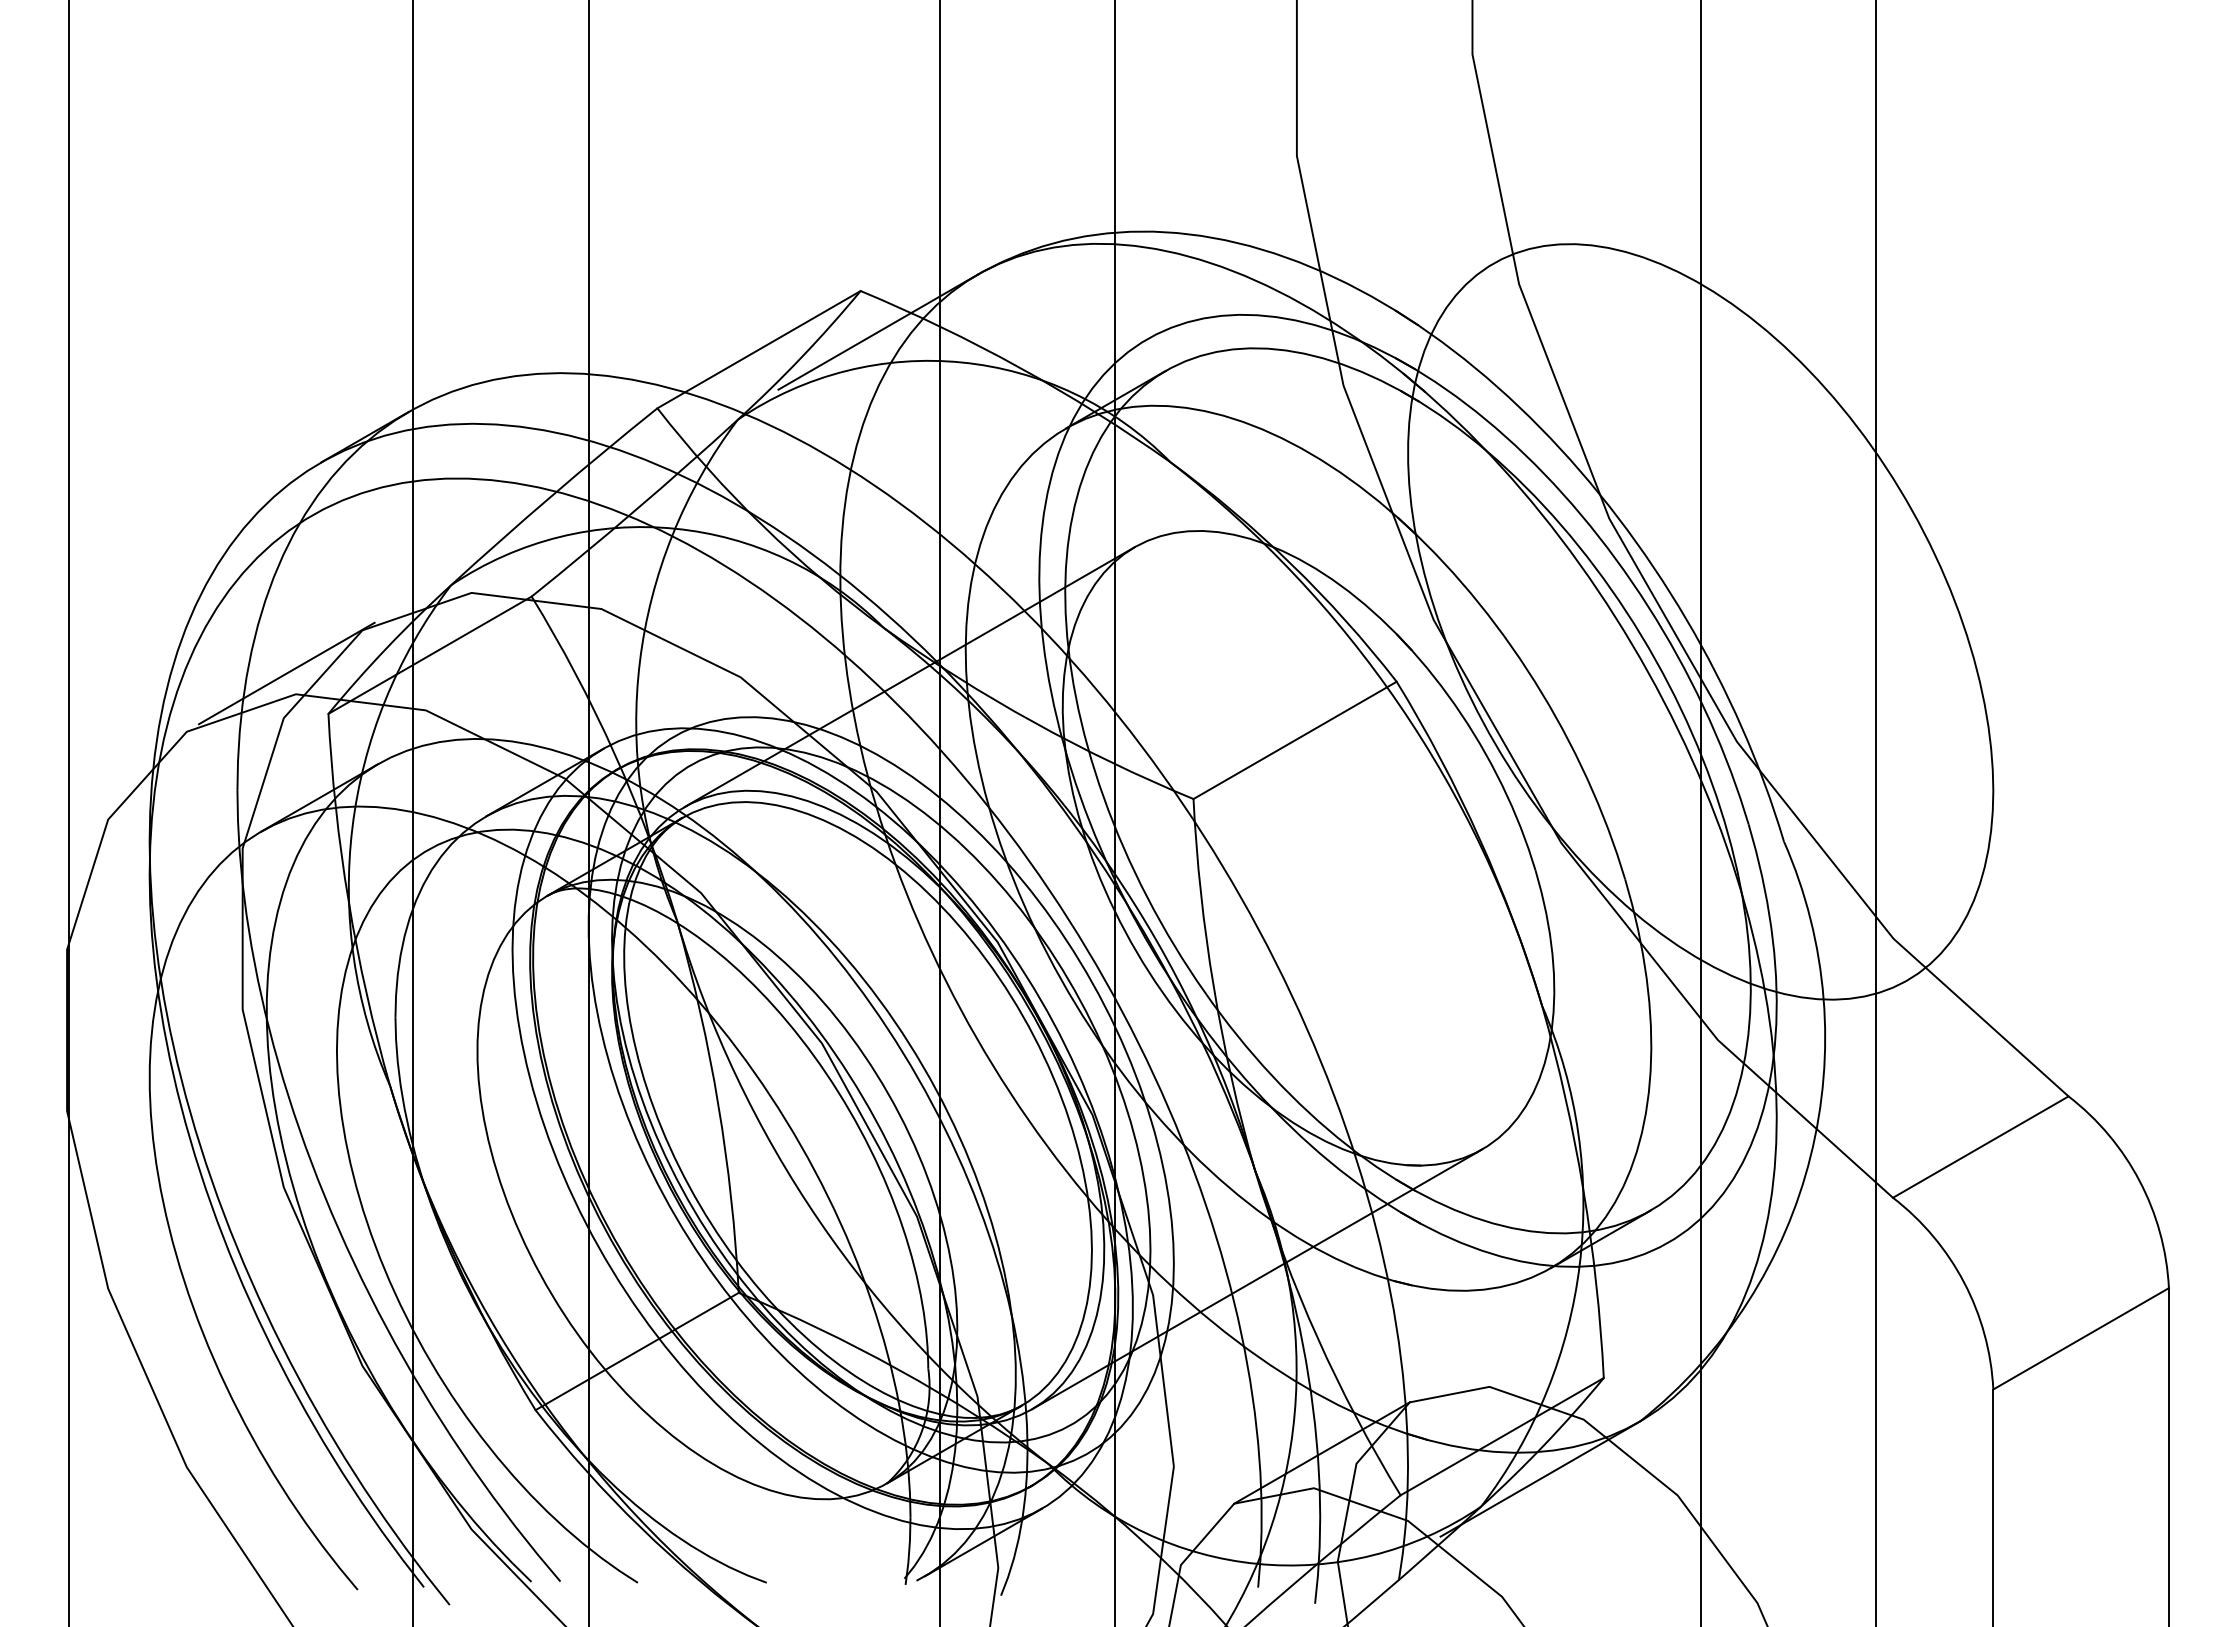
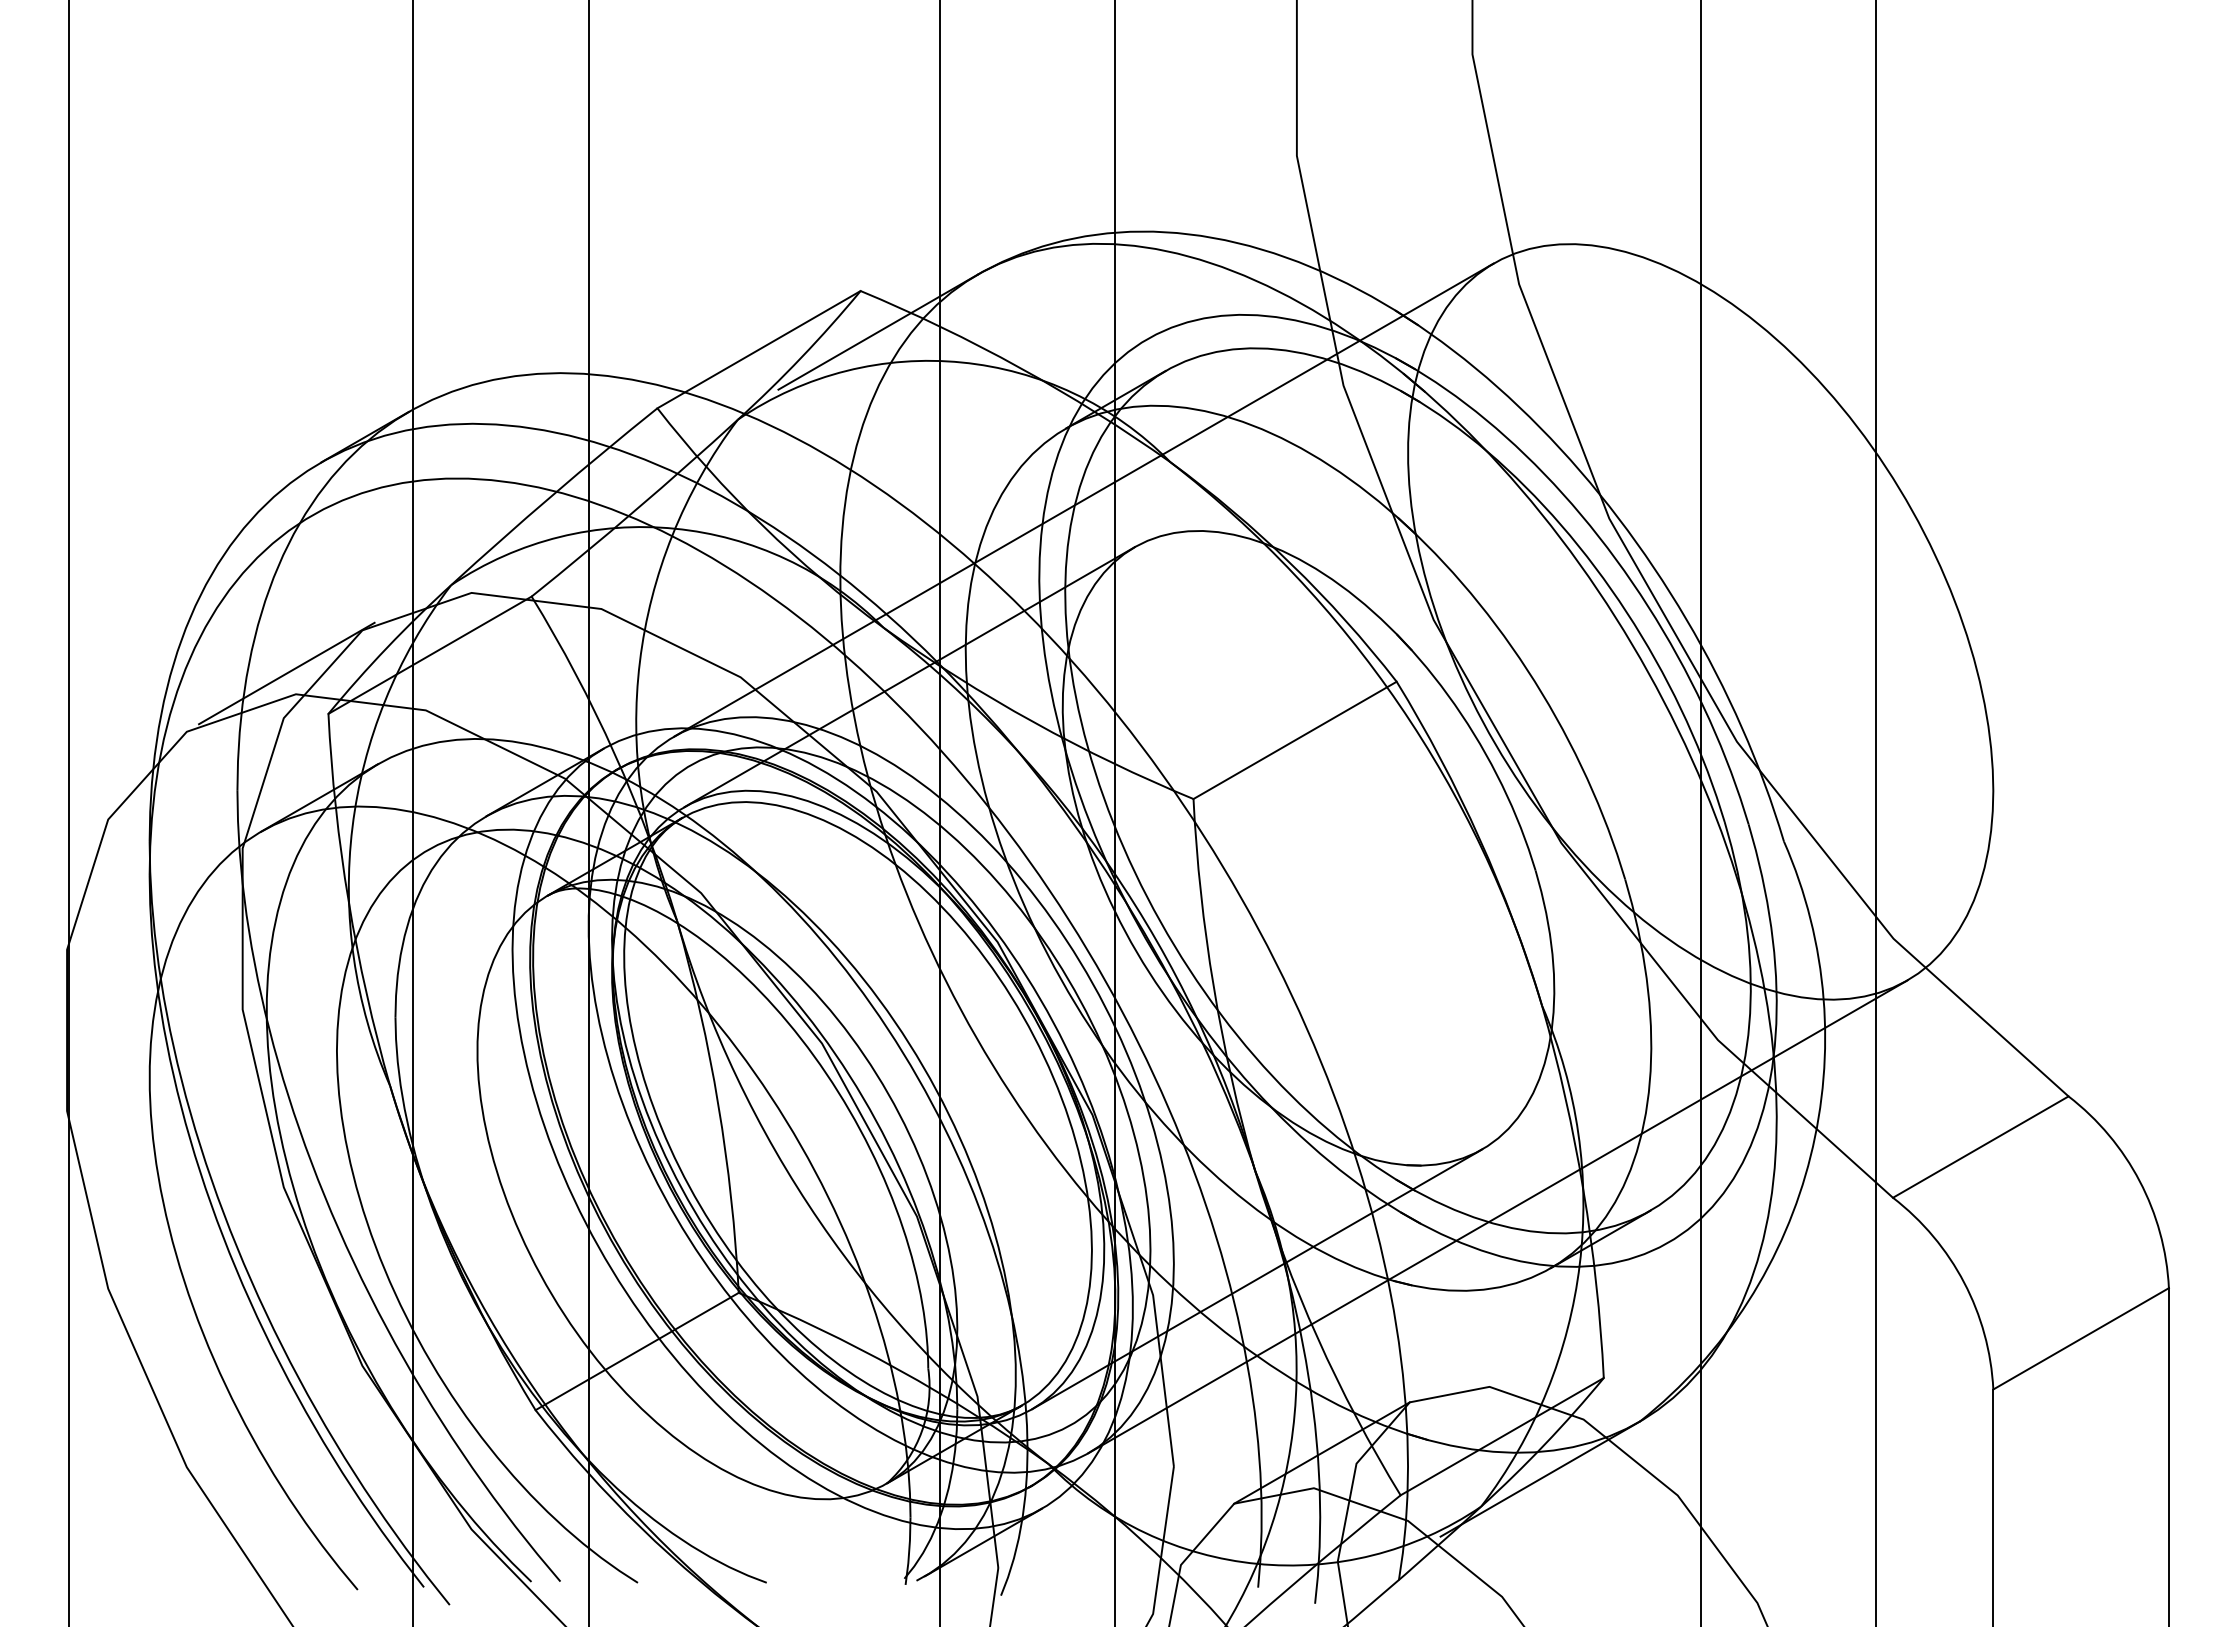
line: none -> present (1083, 499)
line: none -> present (1497, 1216)
